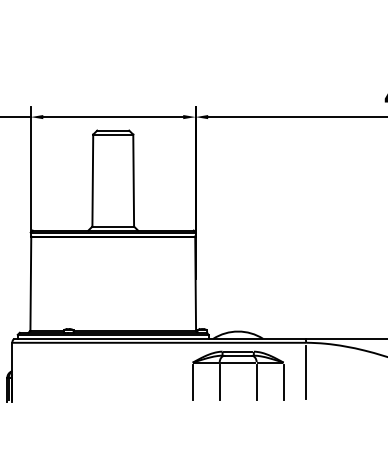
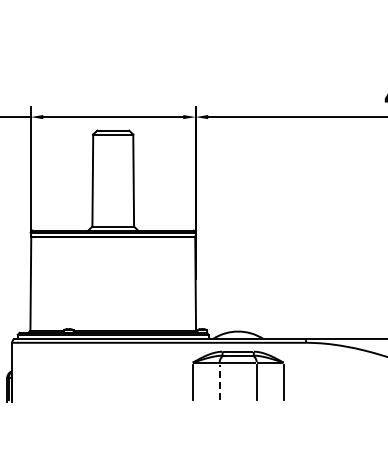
line: present -> none (306, 371)
line: solid -> dashed (219, 382)
